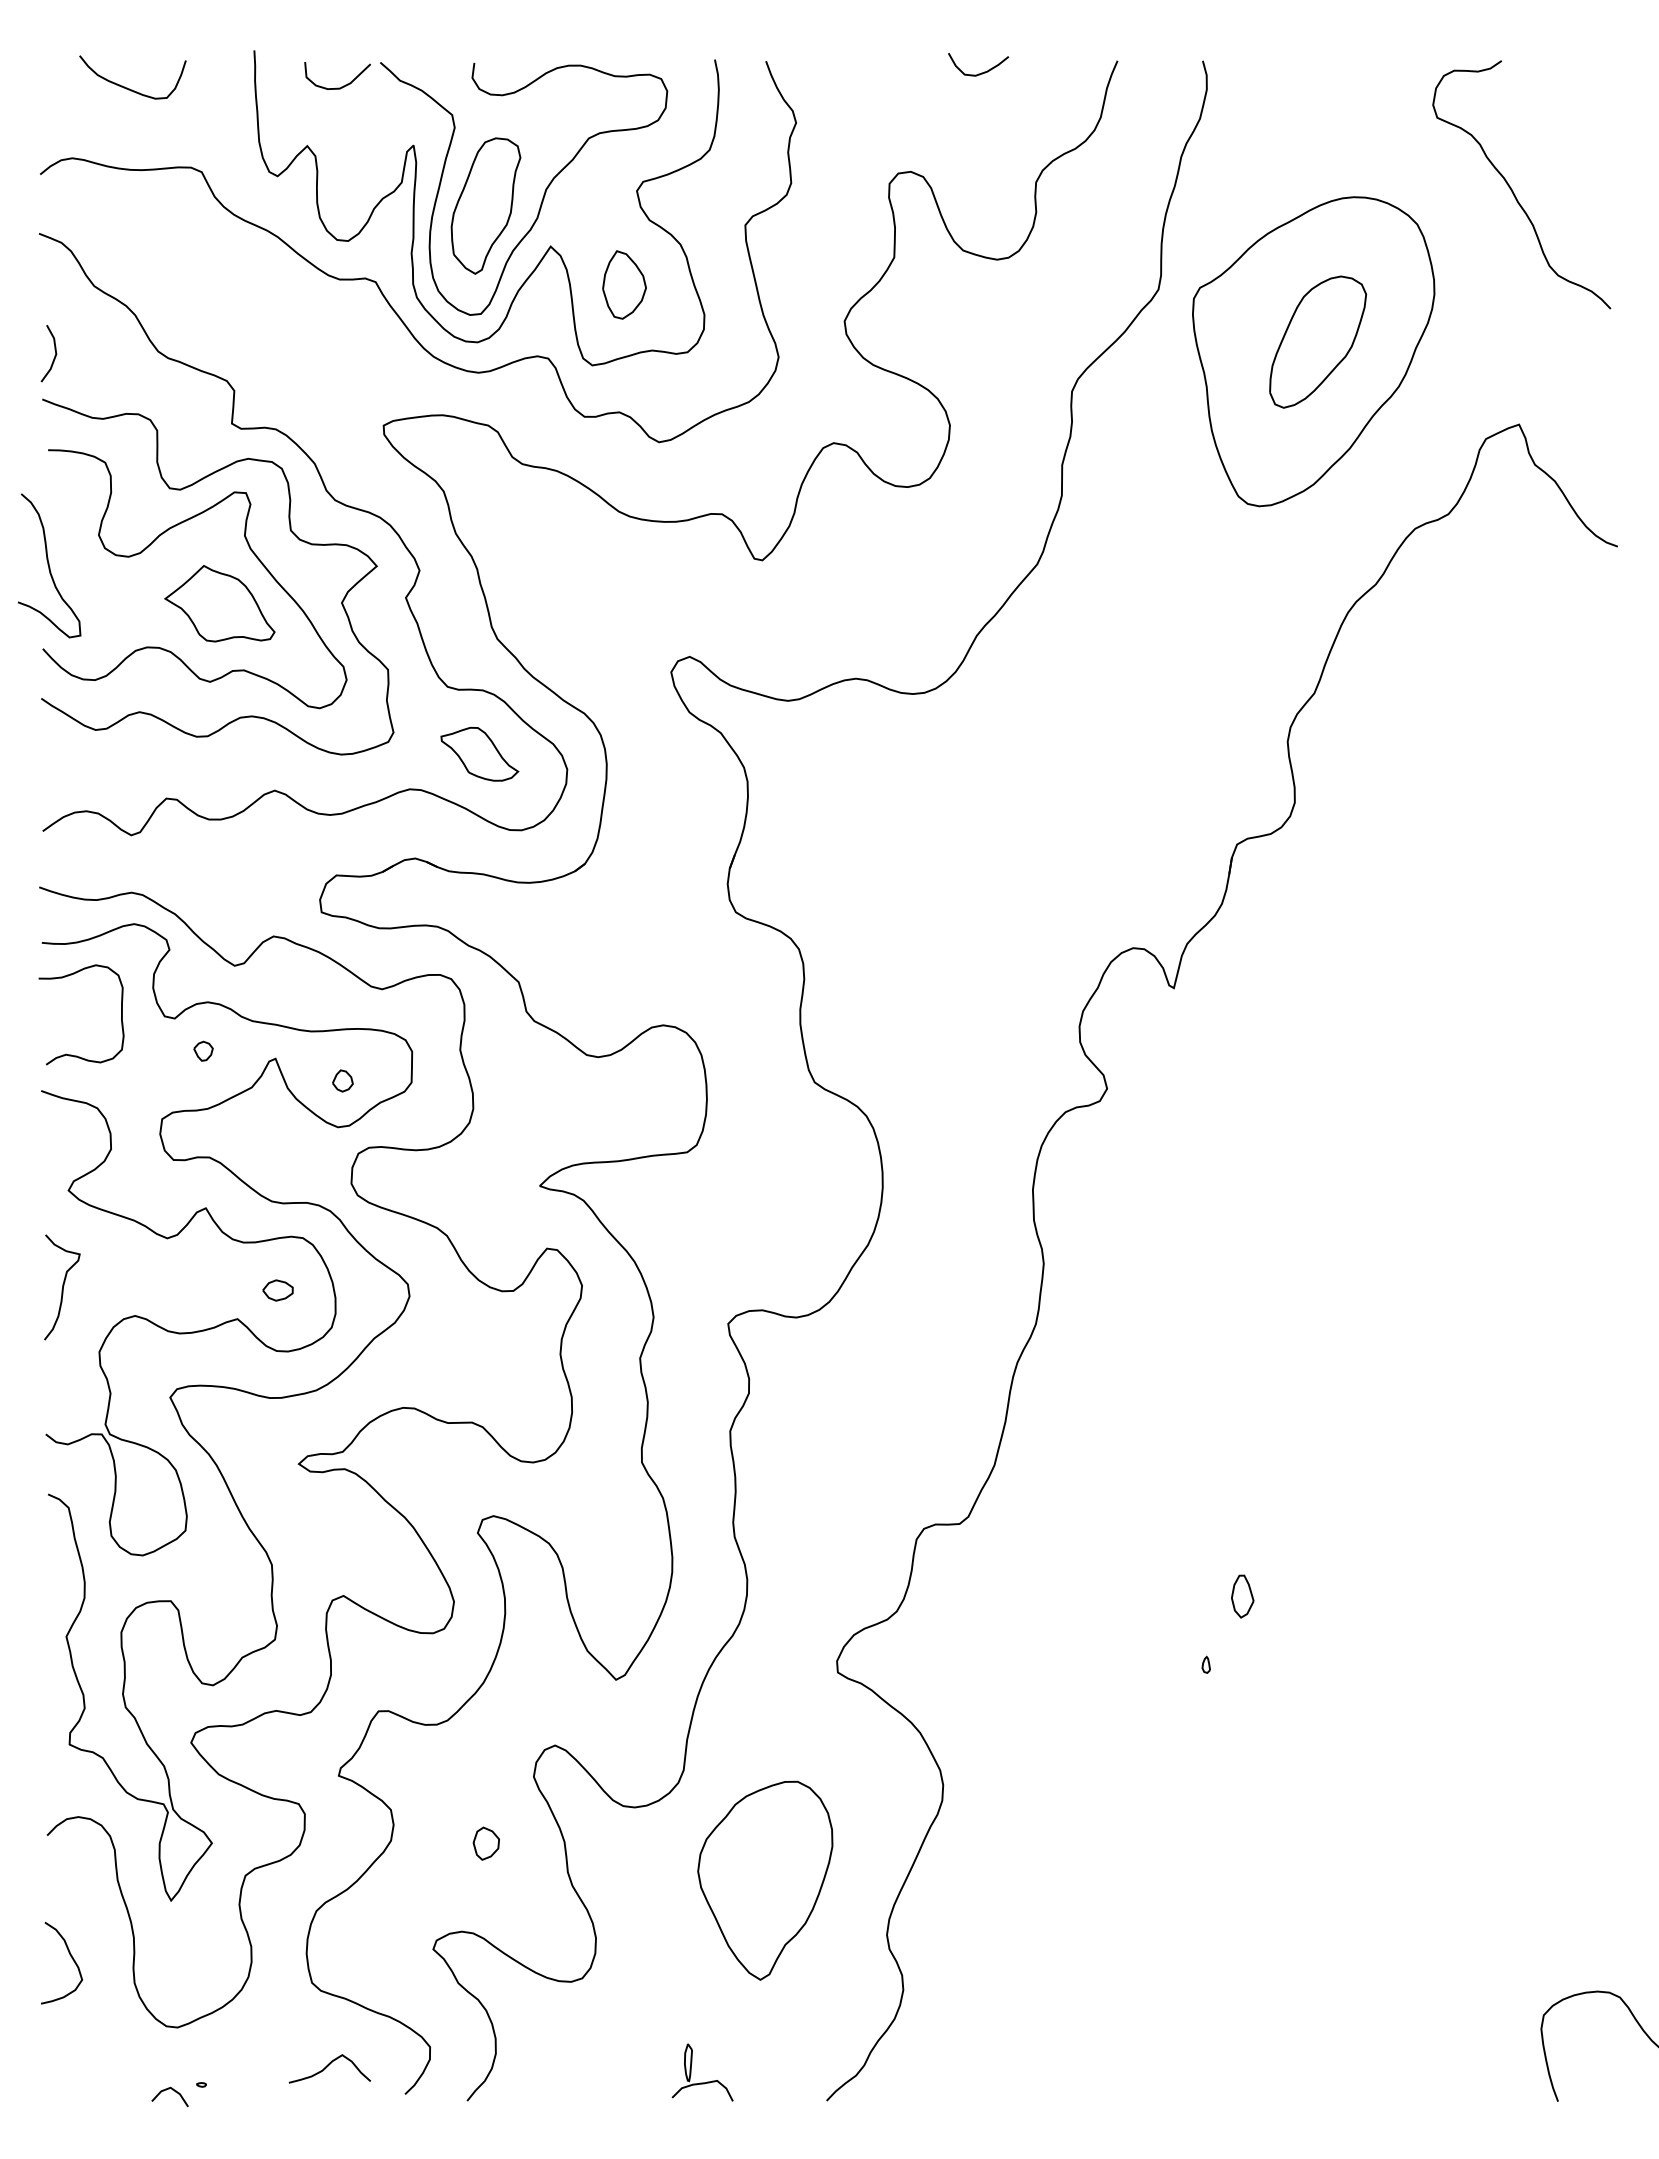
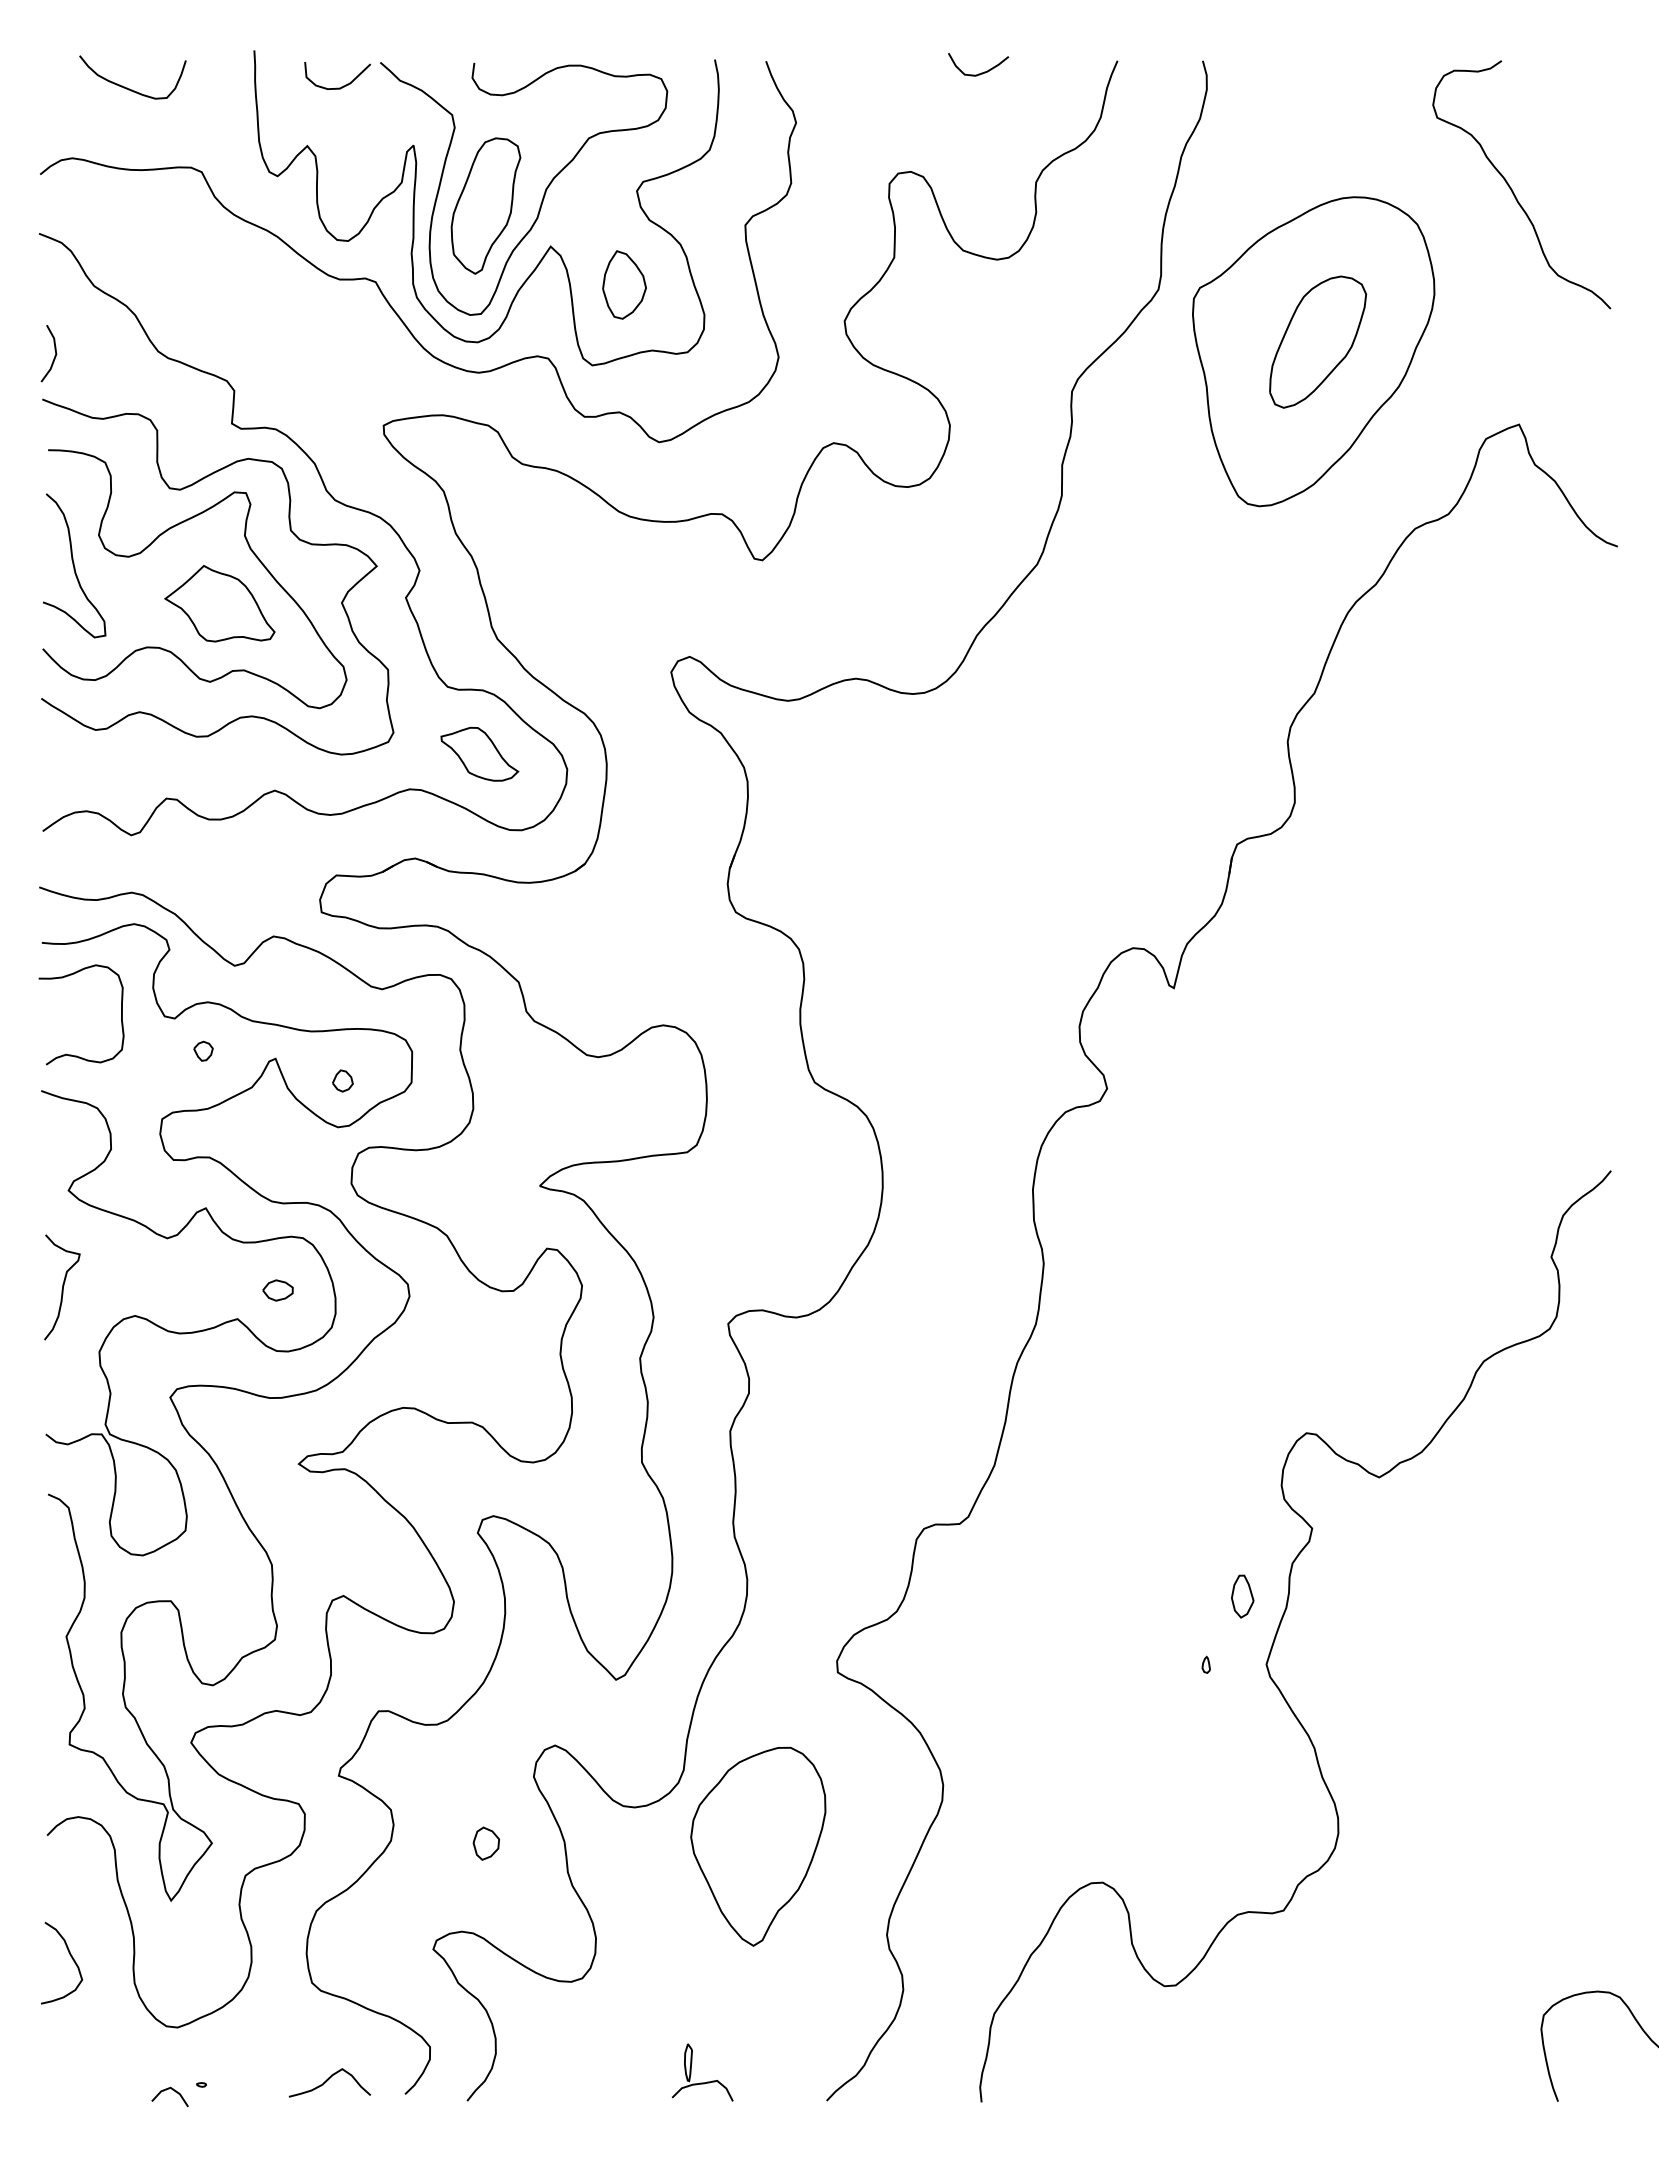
curve position: (49, 565) -> (74, 565) (74, 565)
curve: none -> present (1278, 1631)
part position: (765, 1880) -> (758, 1846) (758, 1846)
curve position: (328, 2066) -> (328, 2080) (328, 2080)
